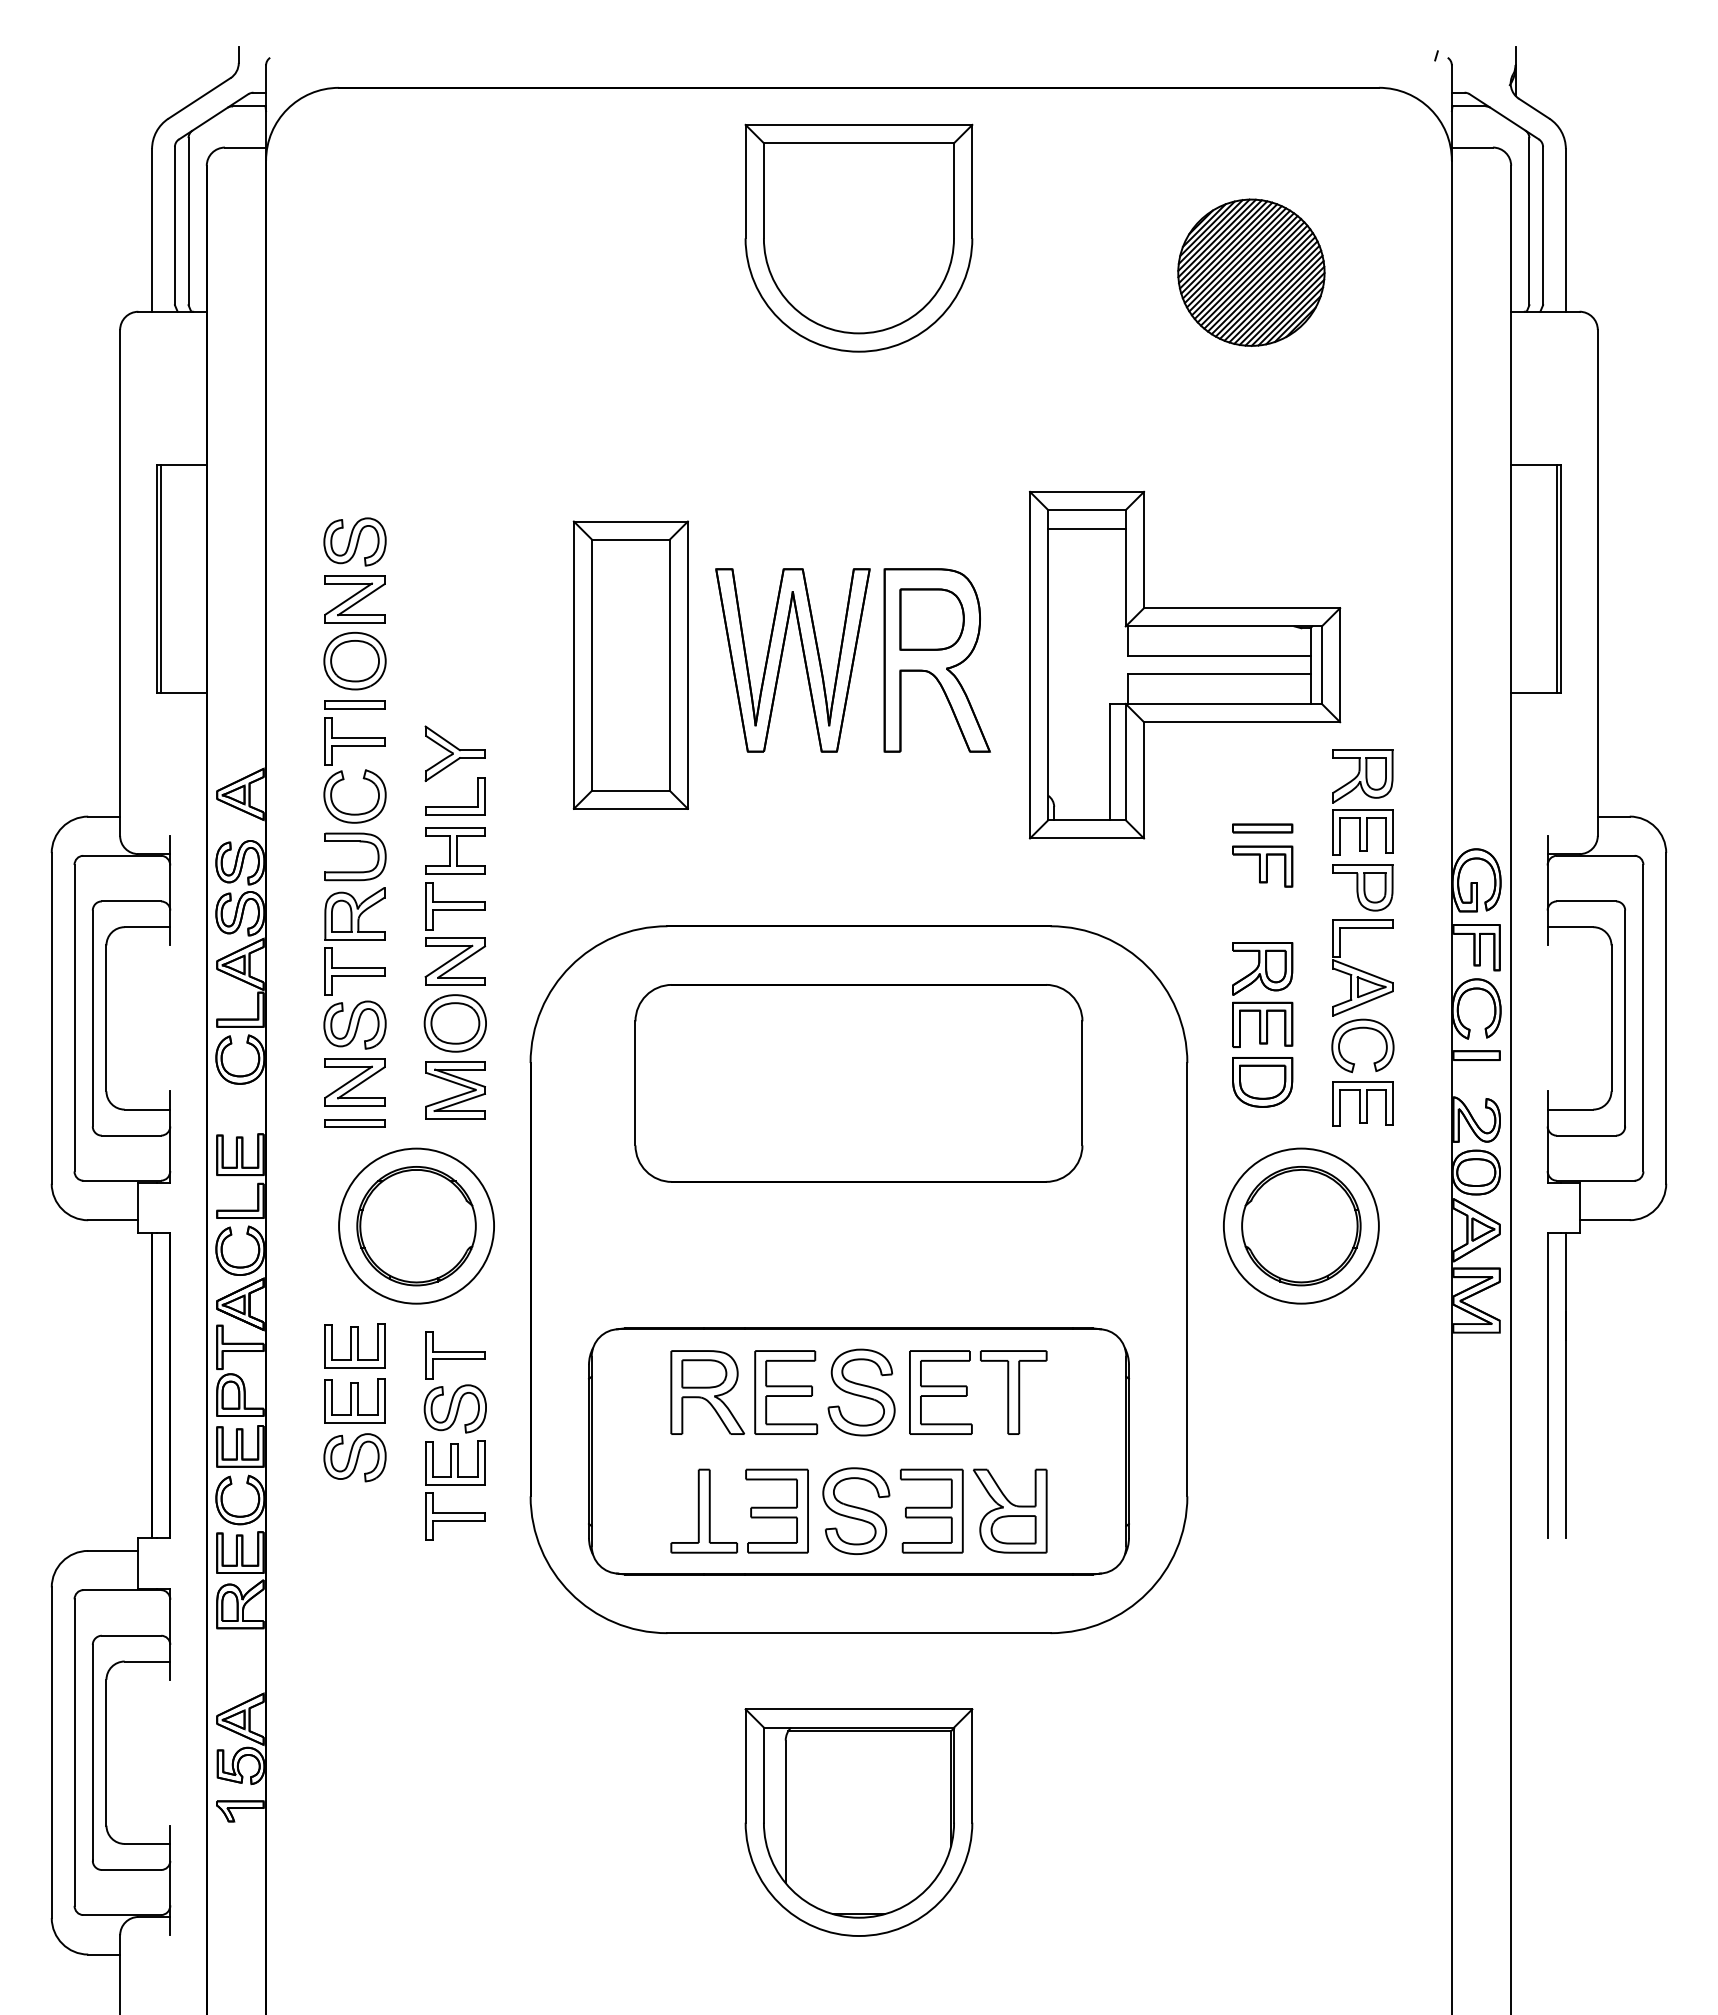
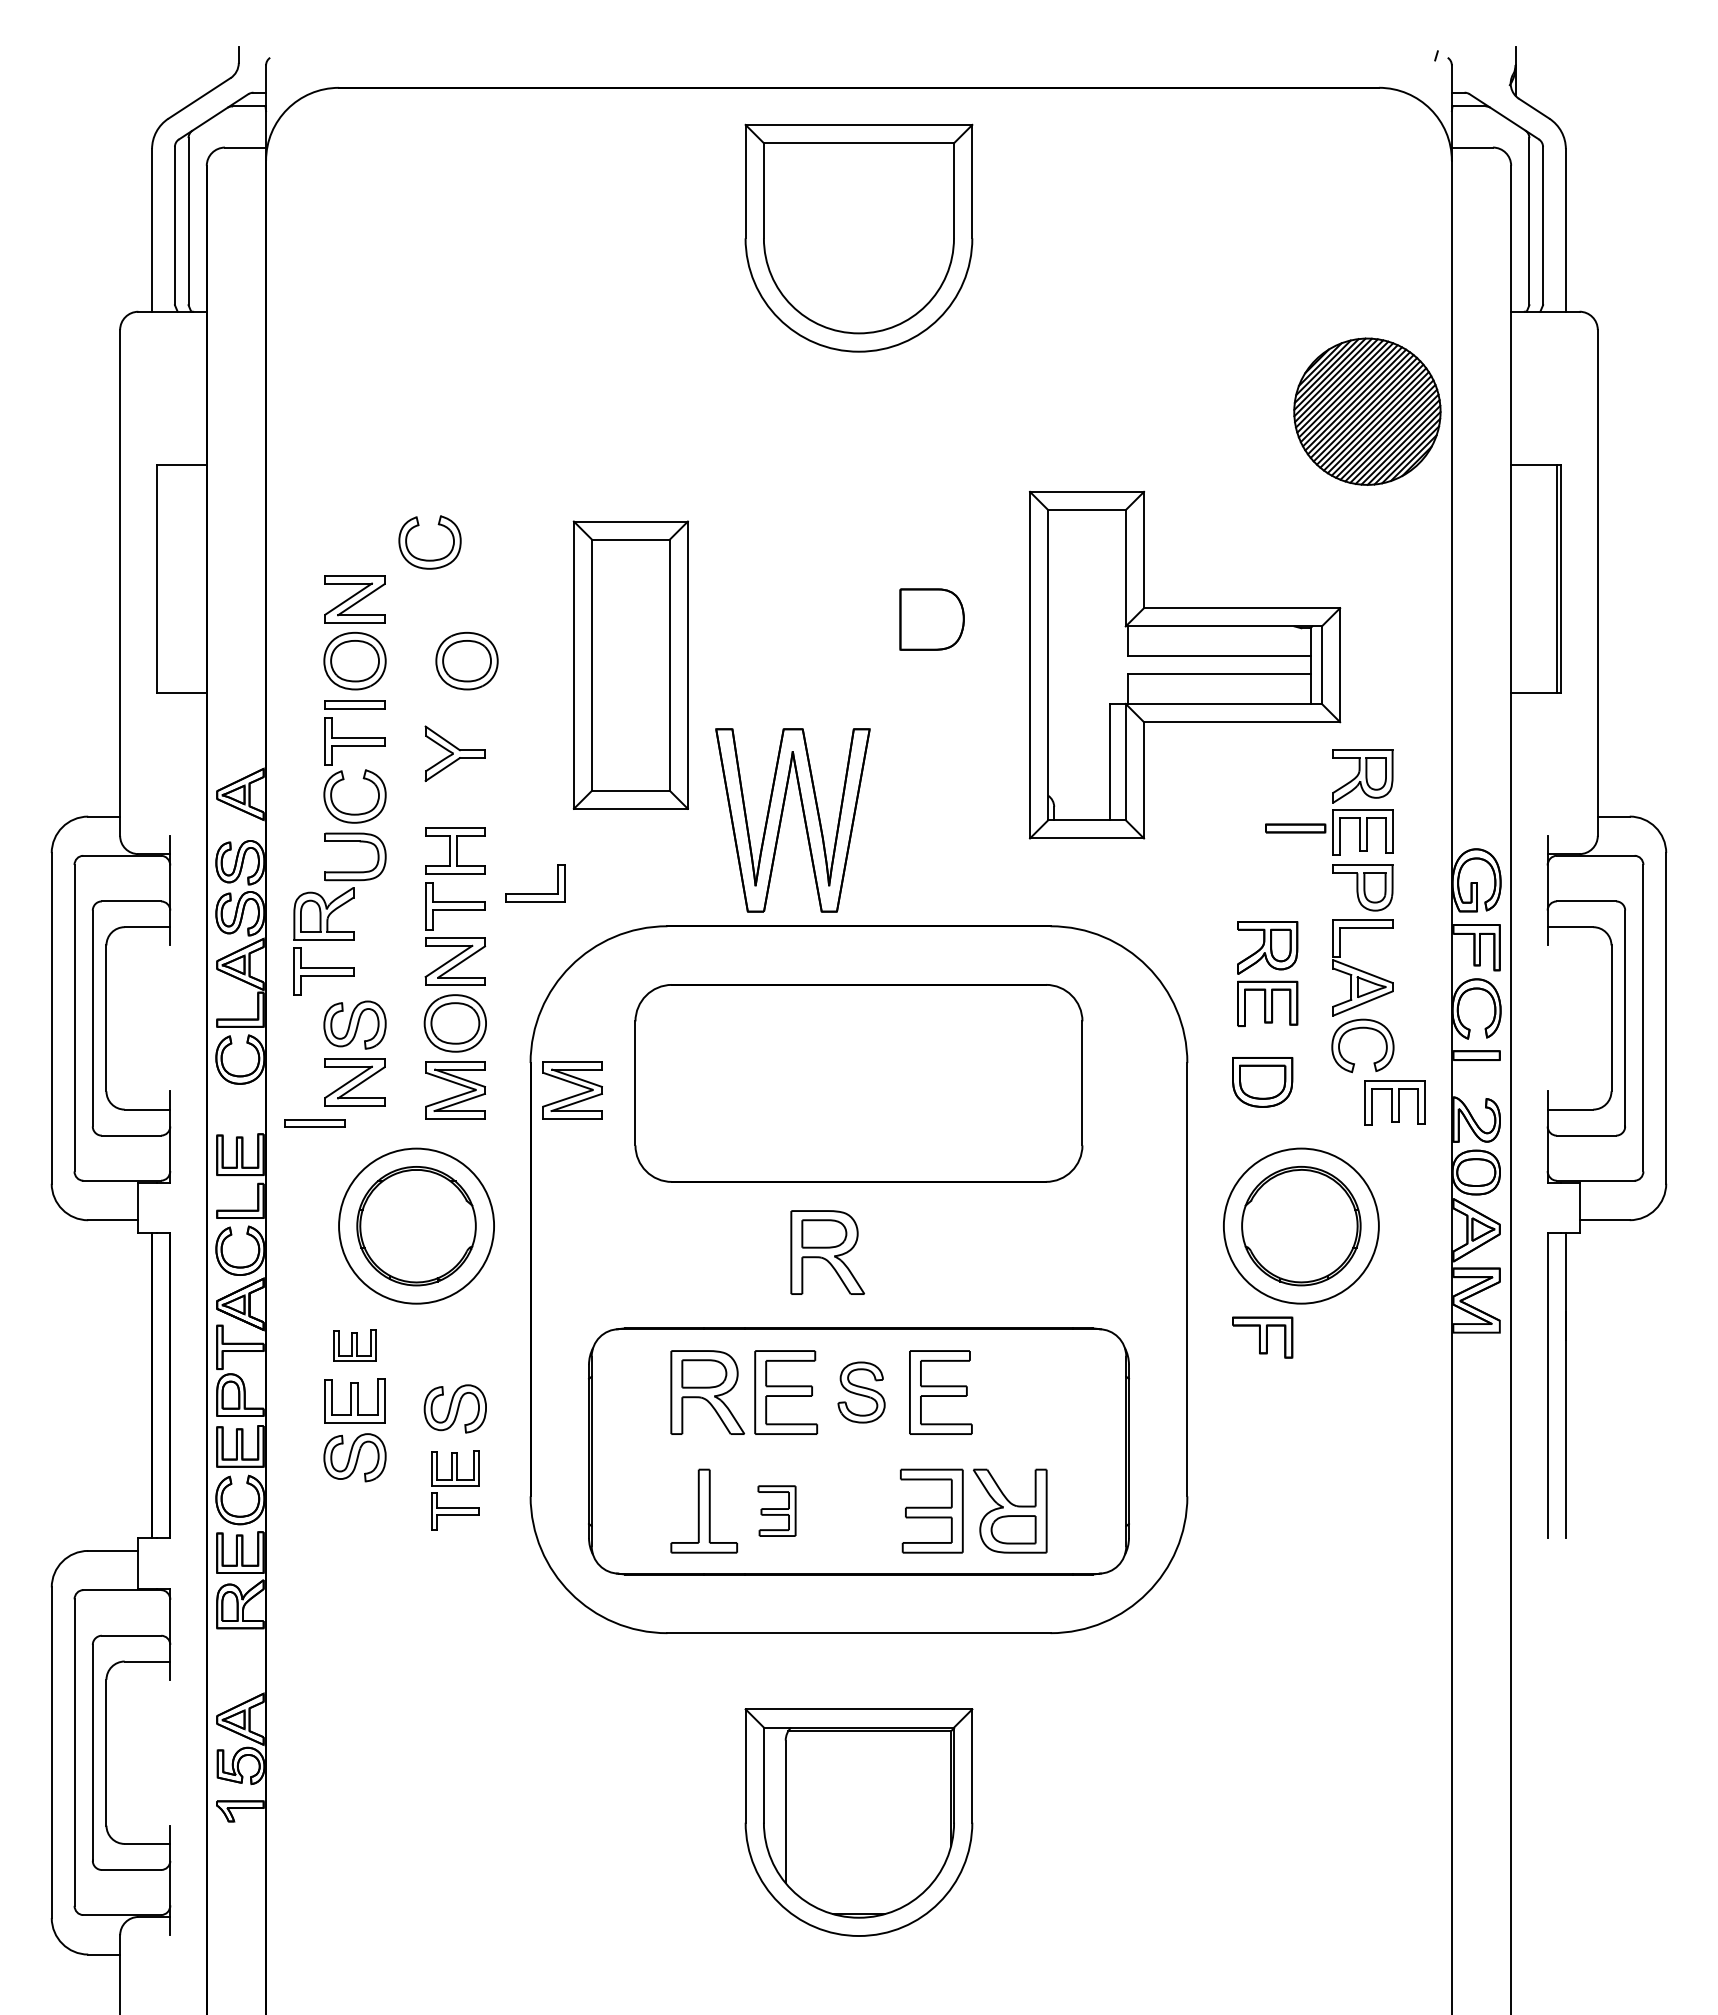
part position: (1251, 272) -> (1367, 411) (1367, 411)
line: present -> none (1086, 528)
part: present -> none (354, 541)
part: none -> present (429, 559)
line: present -> none (161, 579)
part position: (782, 657) -> (782, 817) (782, 817)
part: present -> none (936, 660)
part: none -> present (466, 661)
part position: (455, 806) -> (535, 893) (535, 893)
part position: (1262, 828) -> (1295, 828) (1295, 828)
part position: (1262, 866) -> (1262, 1337) (1262, 1337)
part position: (354, 941) -> (323, 941) (323, 941)
part position: (1262, 1001) -> (1267, 980) (1267, 980)
part: none -> present (572, 1090)
part position: (1362, 1103) -> (1394, 1102) (1394, 1102)
part position: (354, 1123) -> (314, 1123) (314, 1123)
part: none -> present (827, 1252)
part size: 62x46 px -> 44x33 px (354, 1345)
part: present -> none (455, 1355)
part size: 69x89 px -> 49x63 px (861, 1392)
part: present -> none (1013, 1392)
part size: 61x101 px -> 49x81 px (455, 1490)
part size: 64x86 px -> 40x52 px (776, 1510)
part: present -> none (856, 1510)
